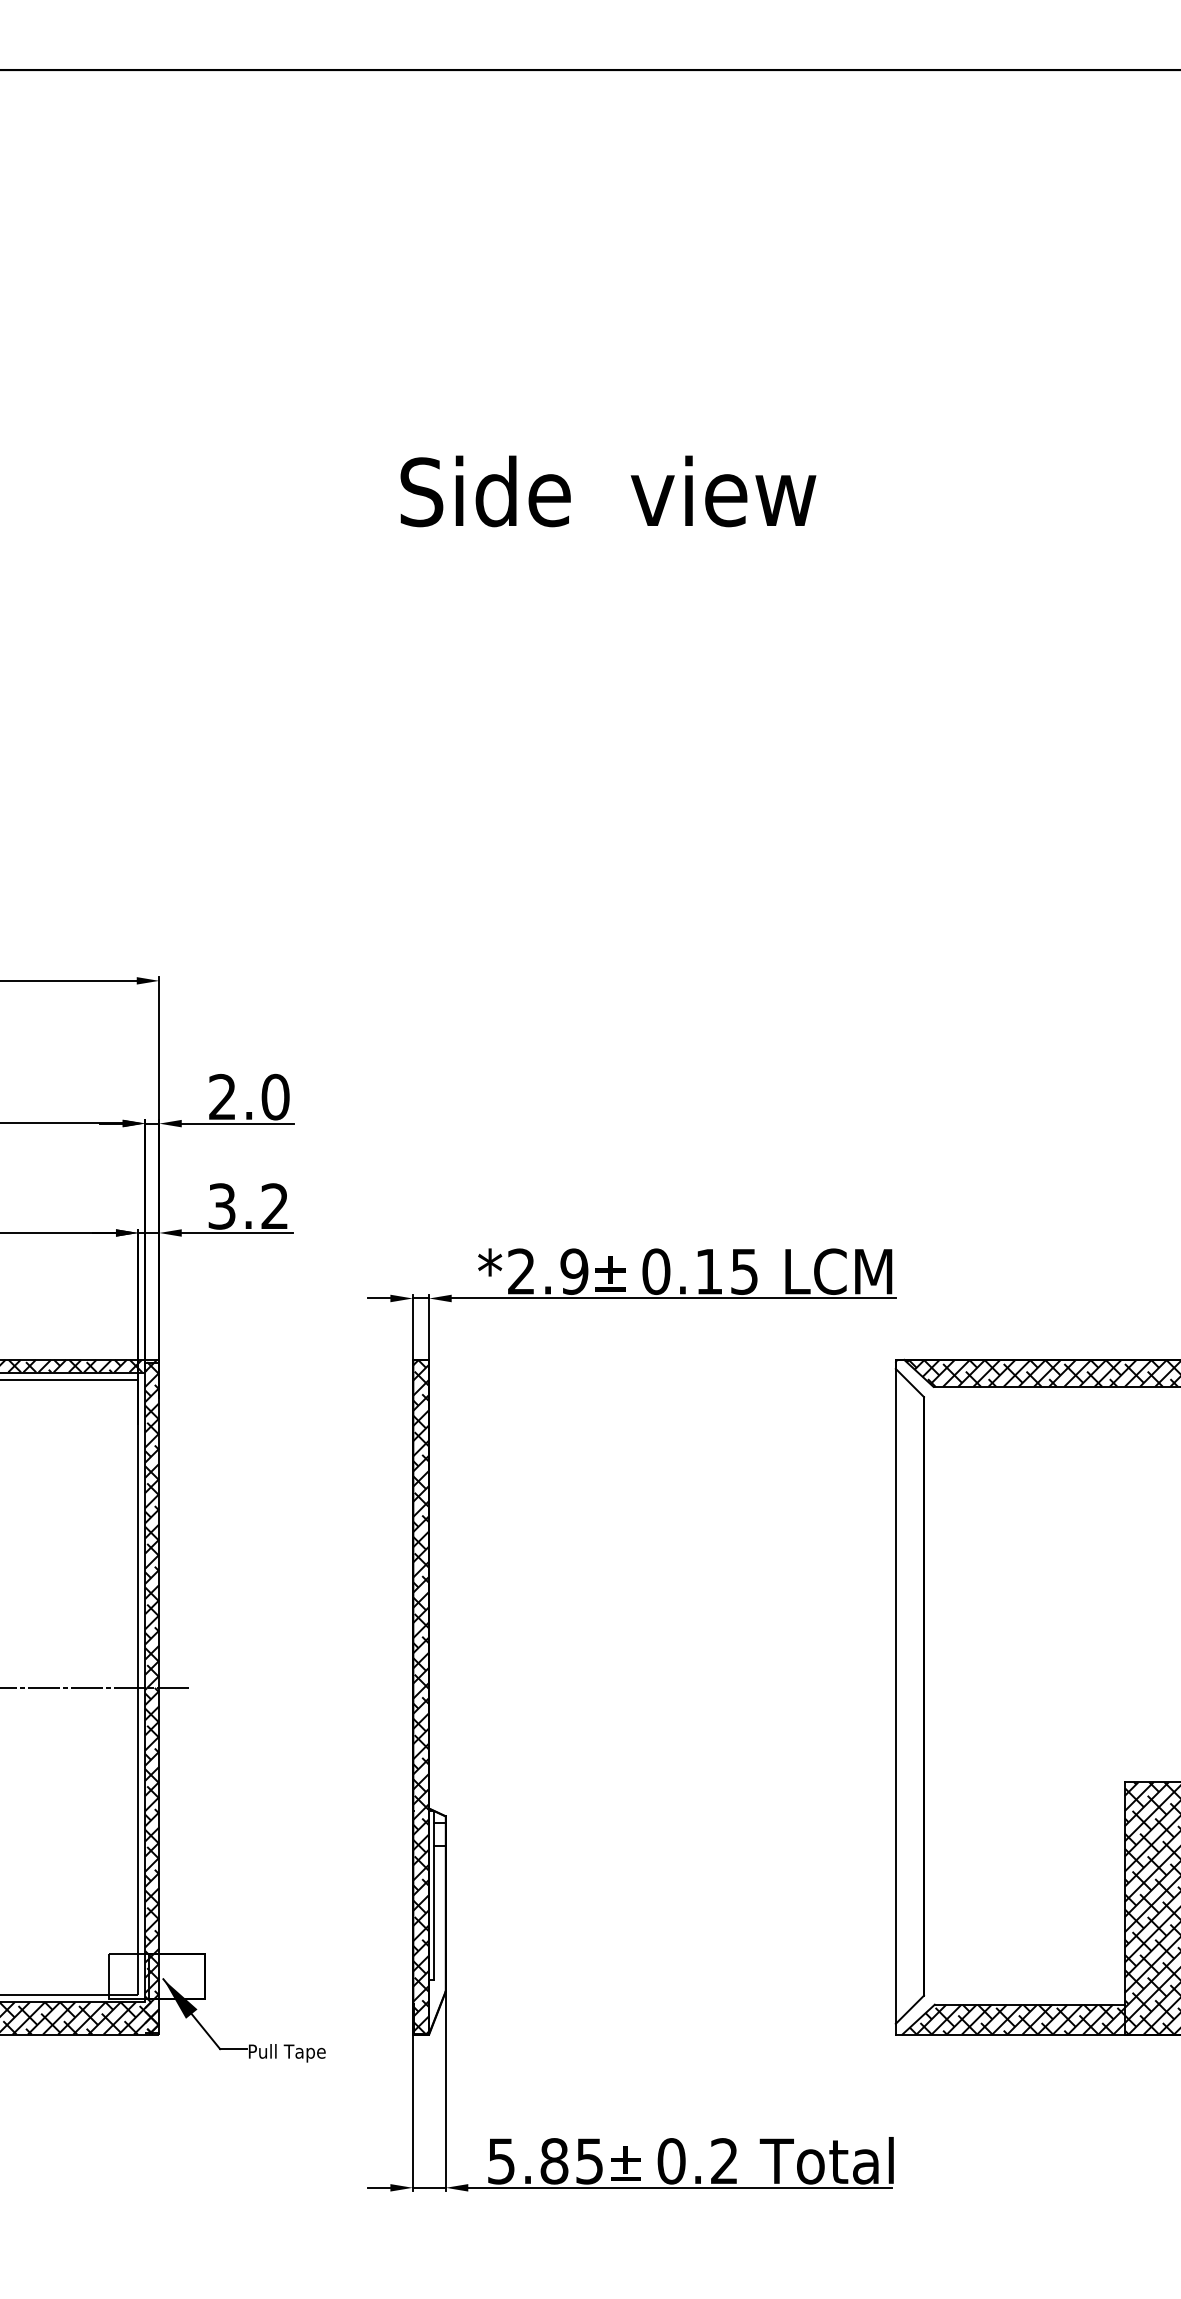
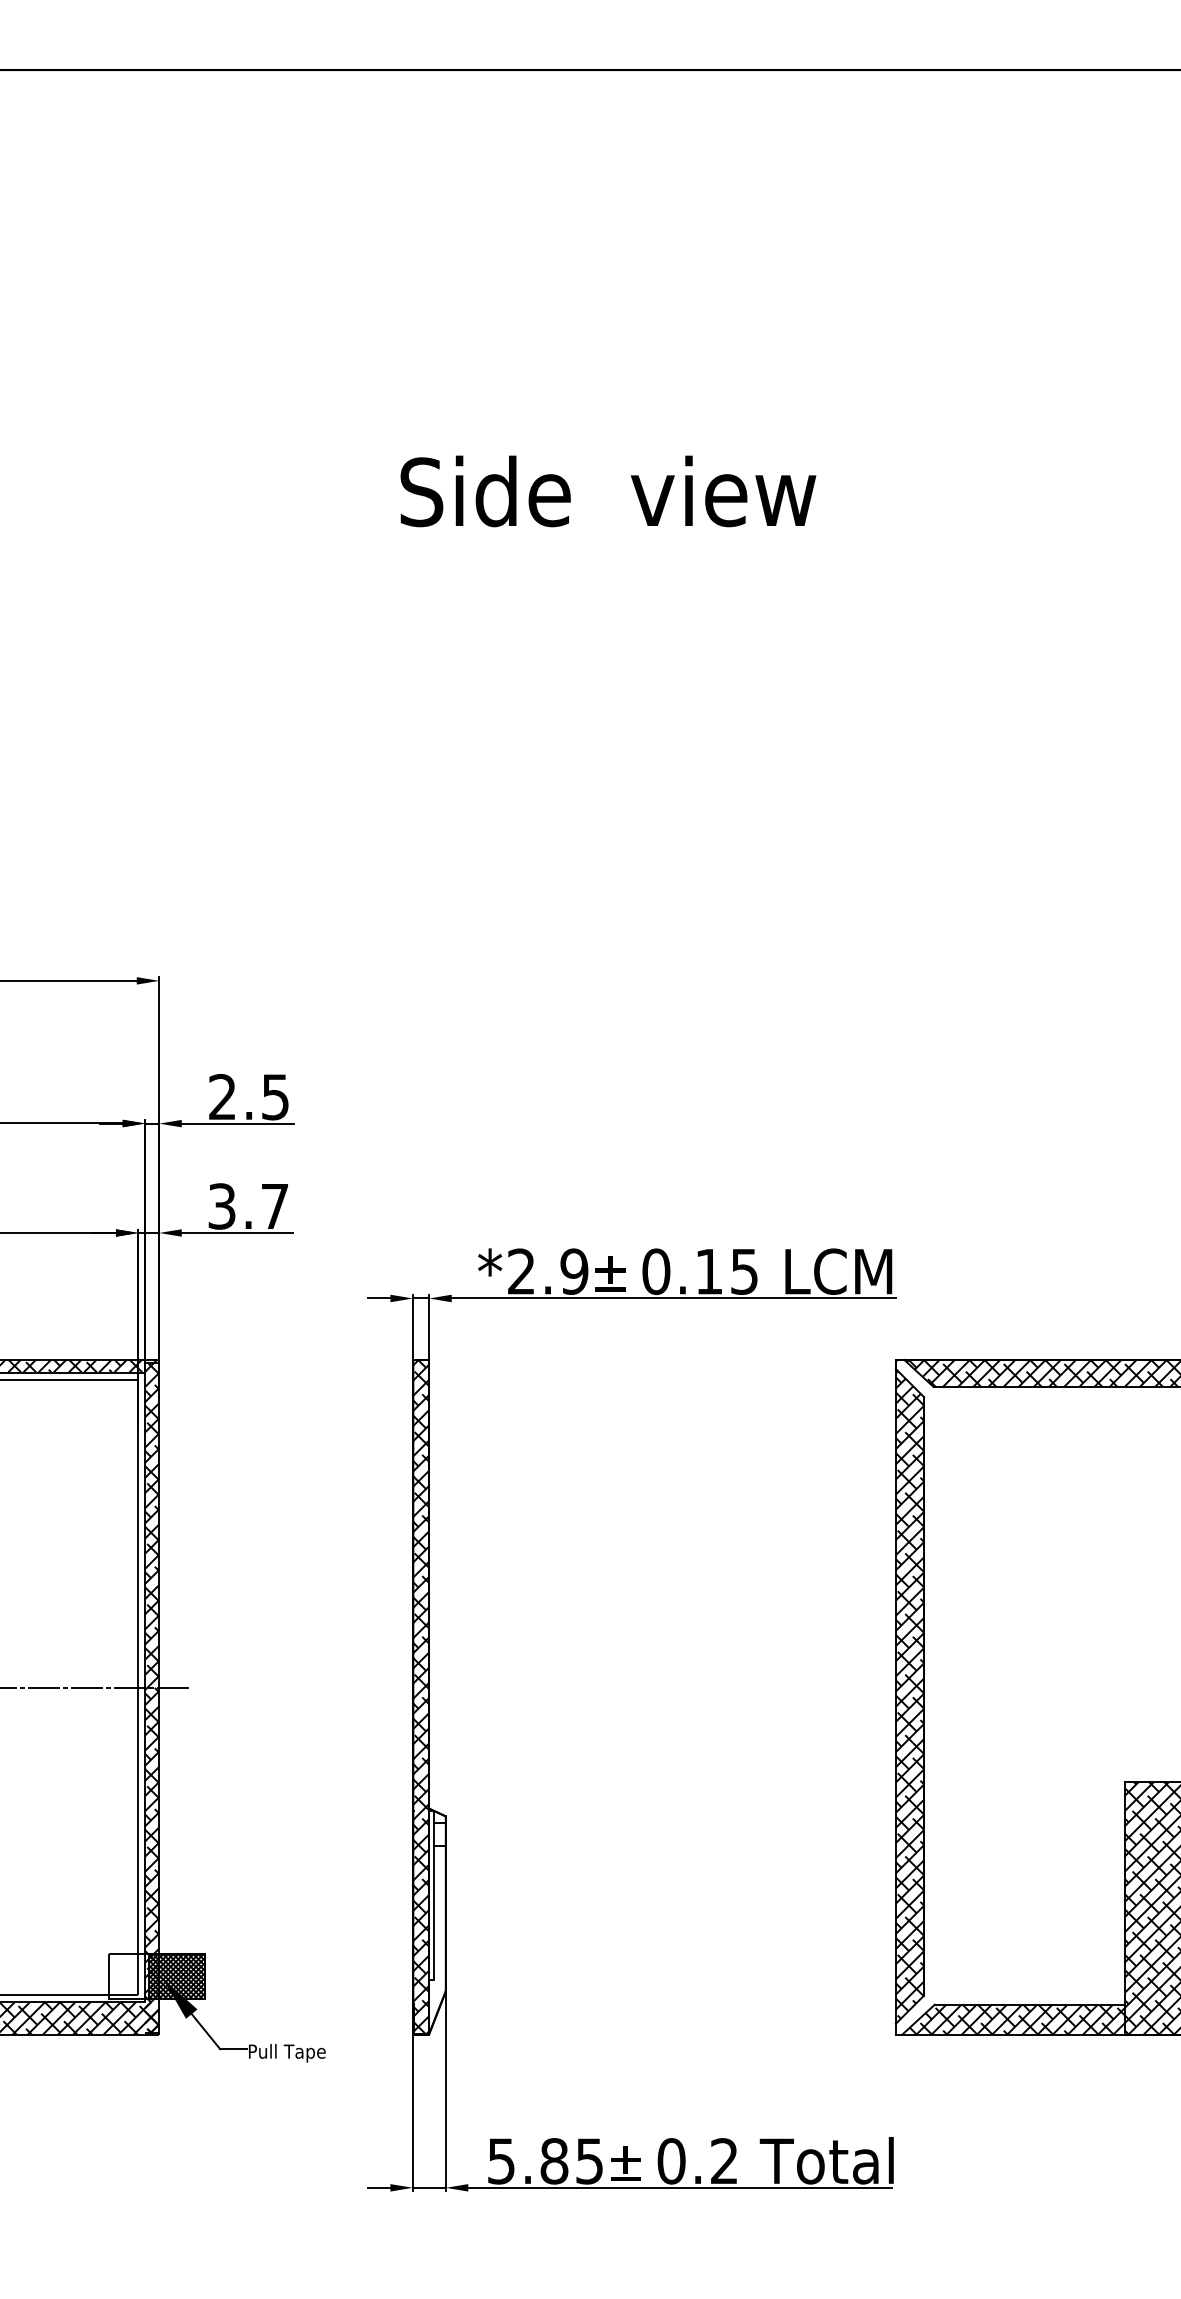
text: 2.0 -> 2.5 (275, 1096)
text: 3.2 -> 3.7 (274, 1205)
hatch: none -> present (909, 1694)
hatch: none -> present (176, 1975)
